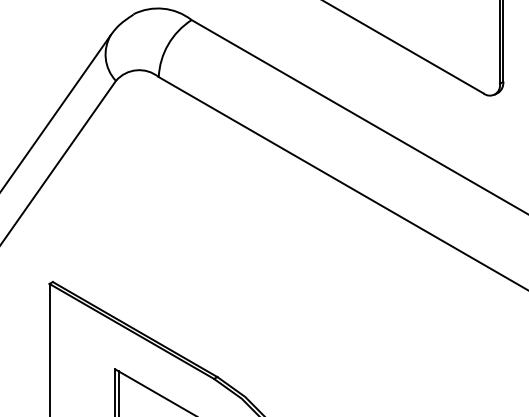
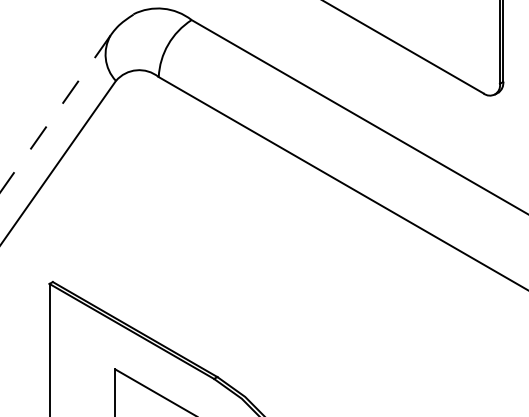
line: solid -> dashed (55, 114)
line: present -> none (118, 392)
